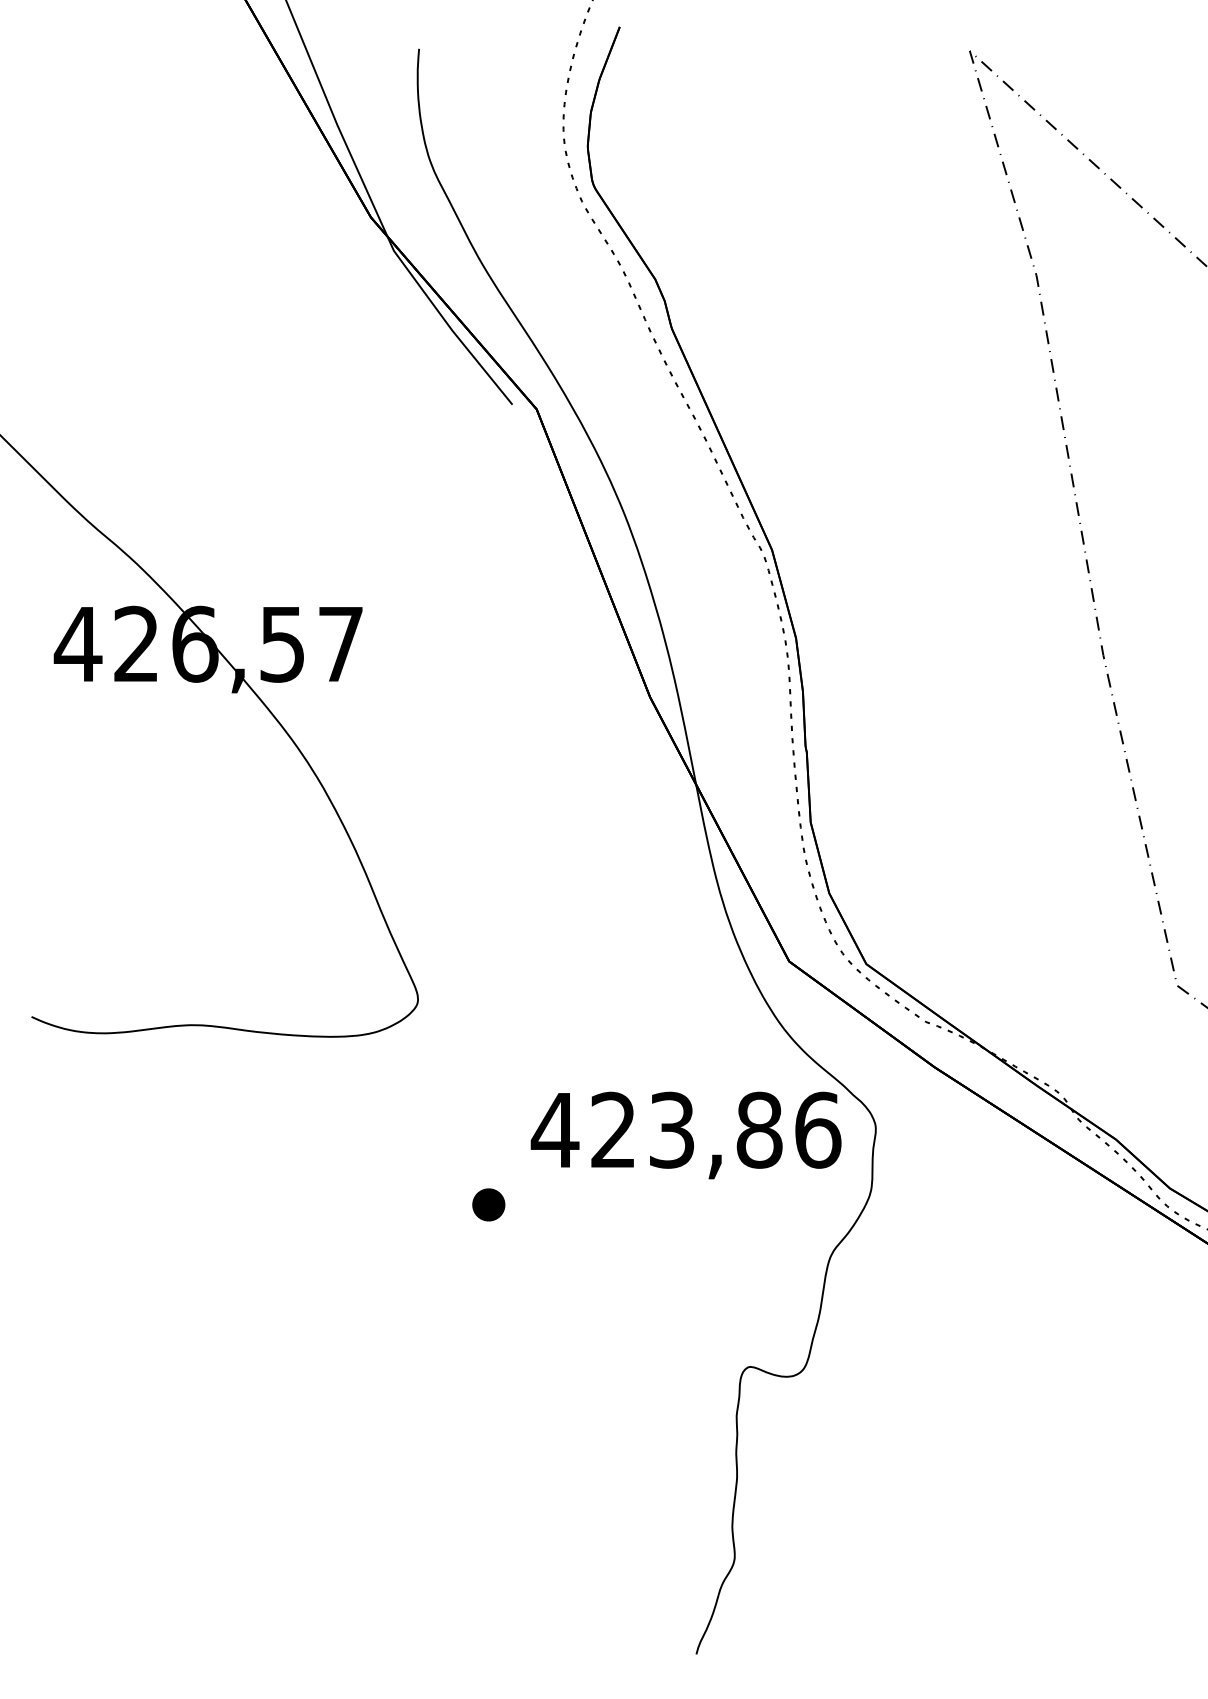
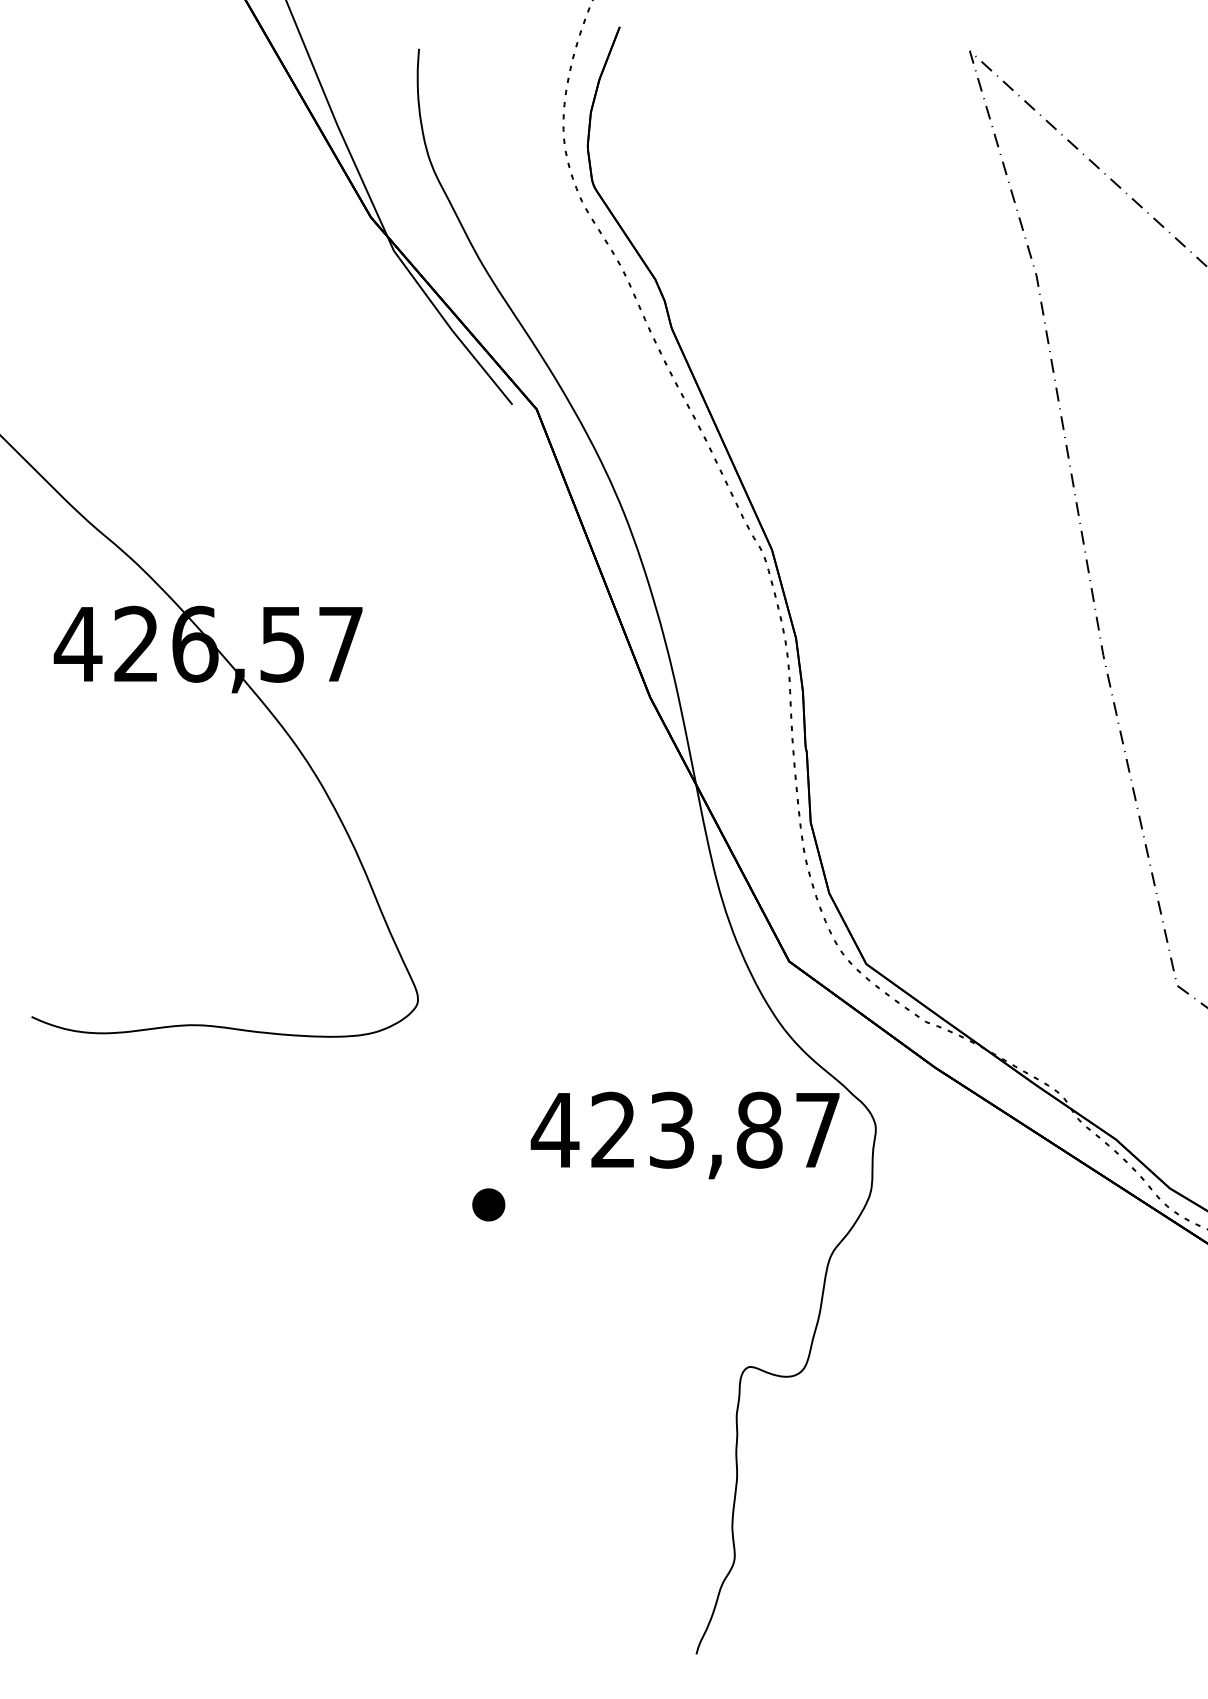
text: 423,86 -> 423,87 (818, 1129)
